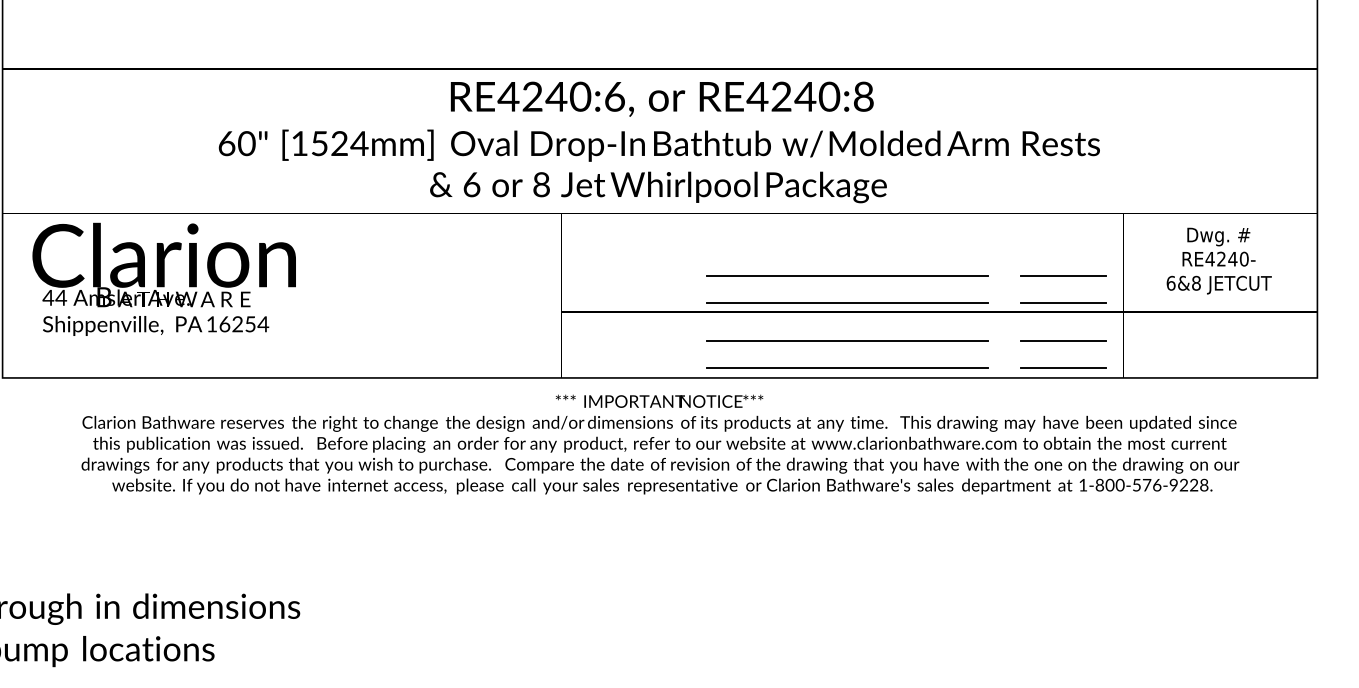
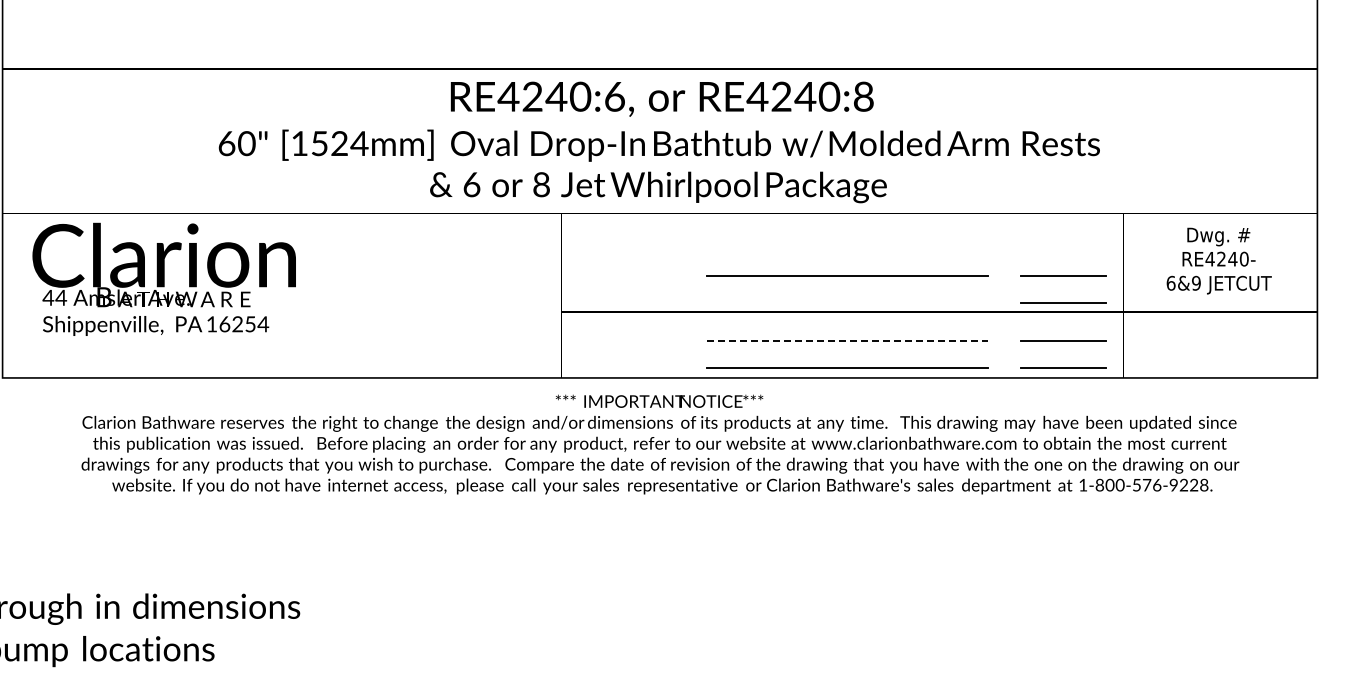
text: 6&8 -> 6&9 (1196, 283)
line: present -> none (847, 302)
line: solid -> dashed (847, 341)
